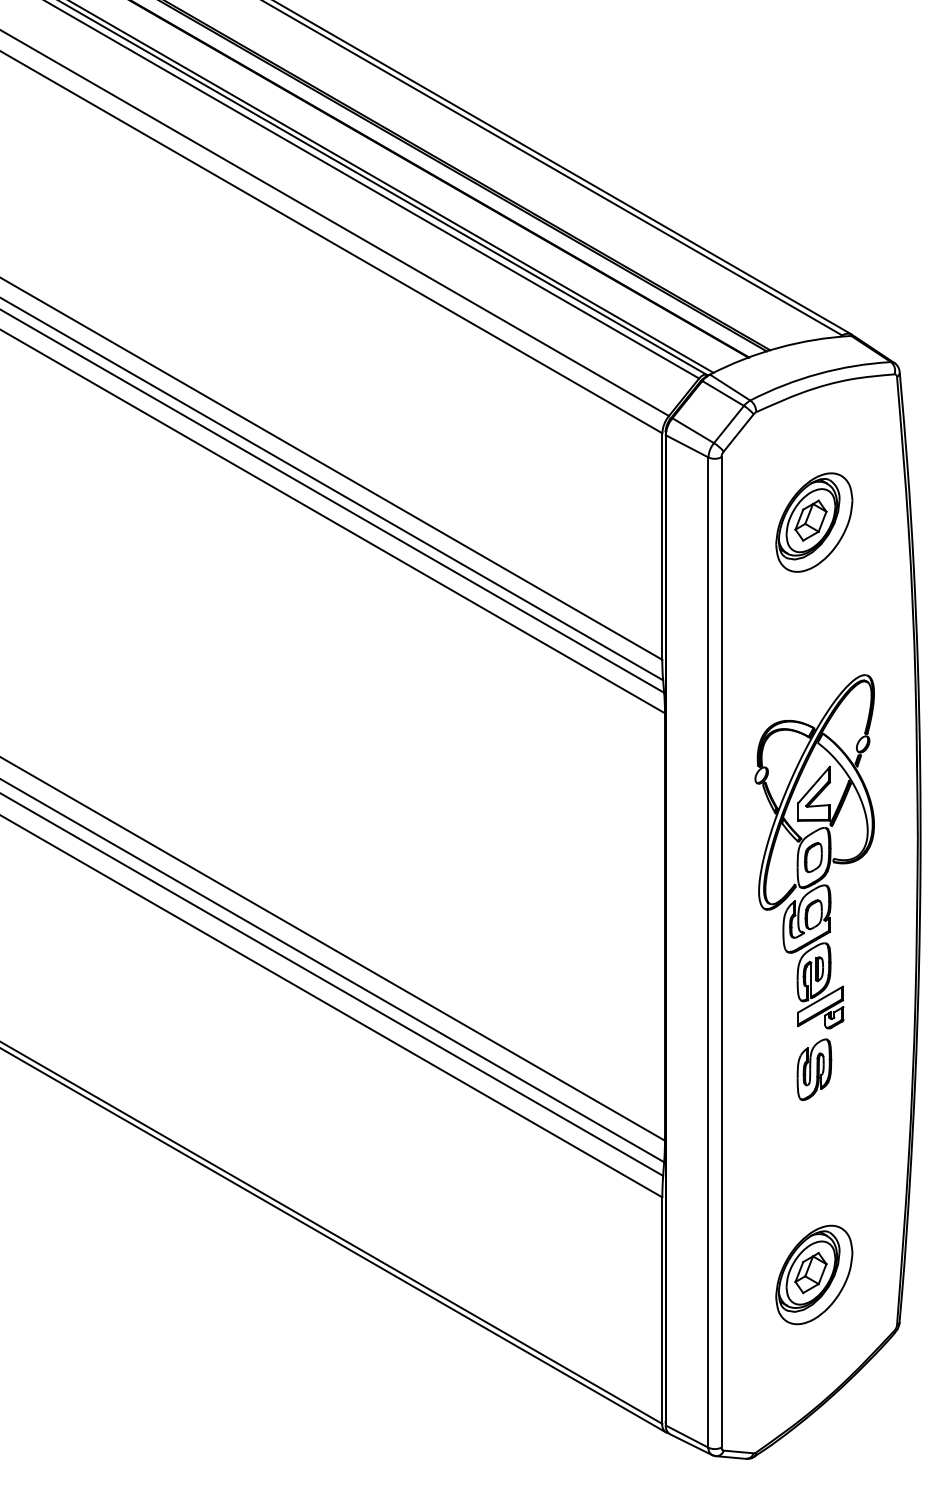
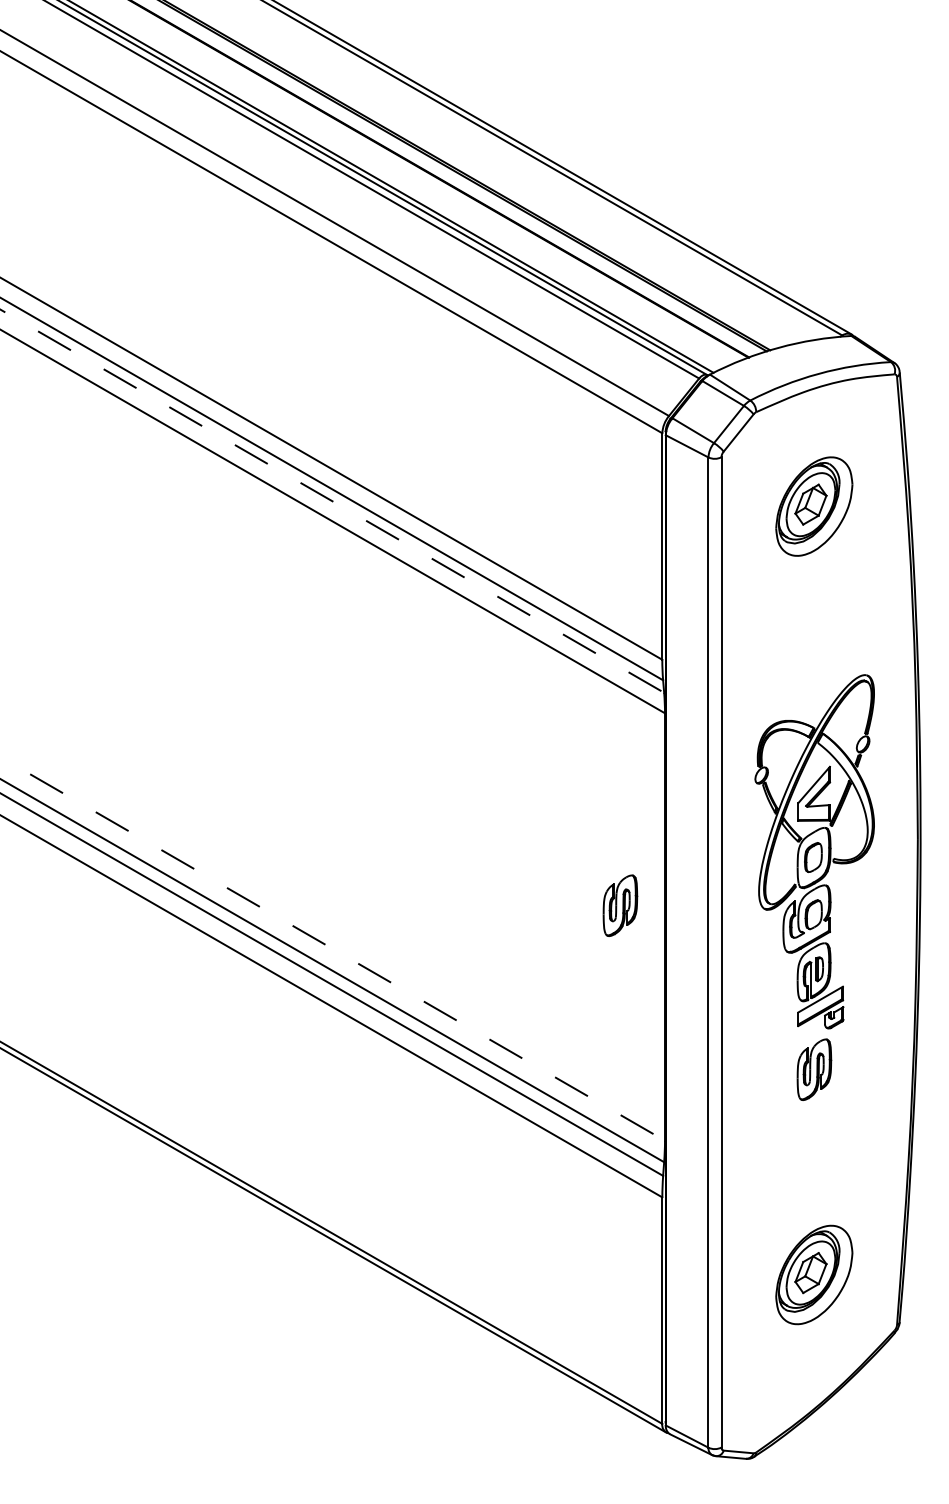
line: solid -> dashed (332, 501)
part position: (814, 522) -> (814, 506) (814, 506)
part: none -> present (620, 905)
line: solid -> dashed (332, 948)
